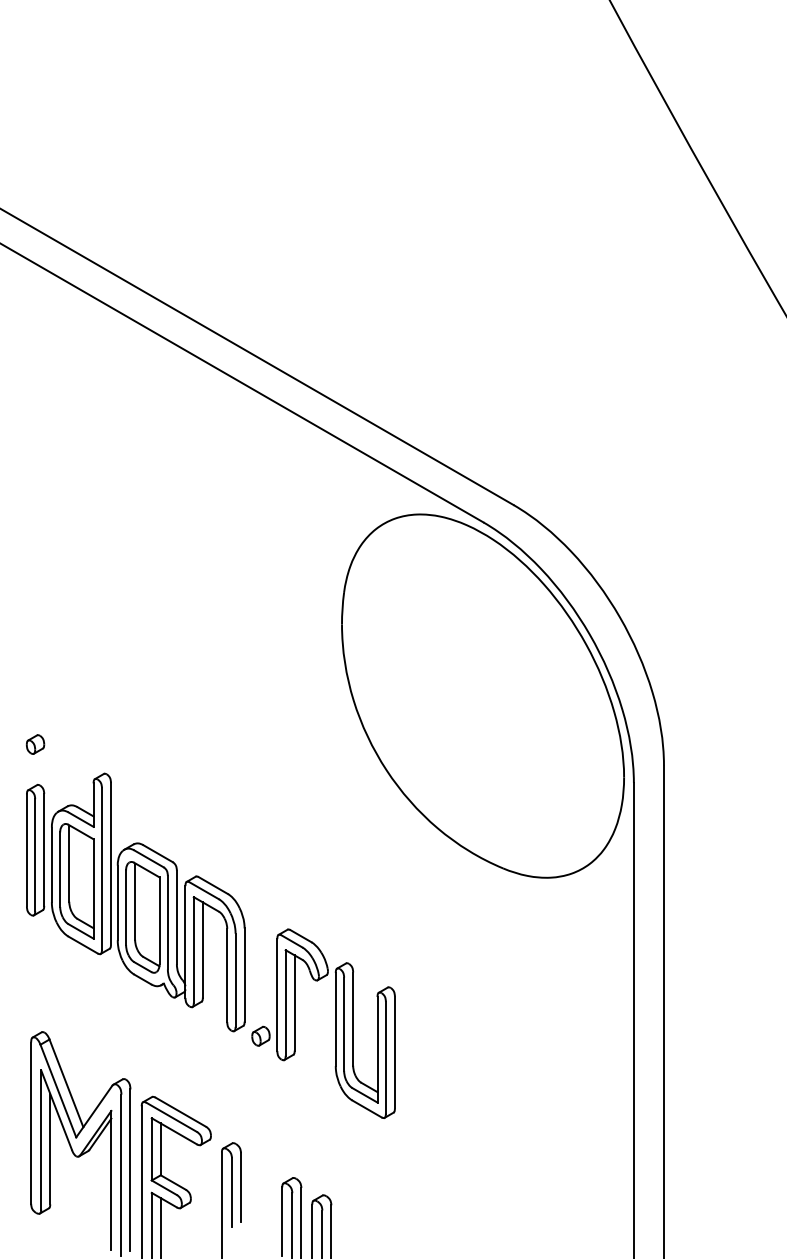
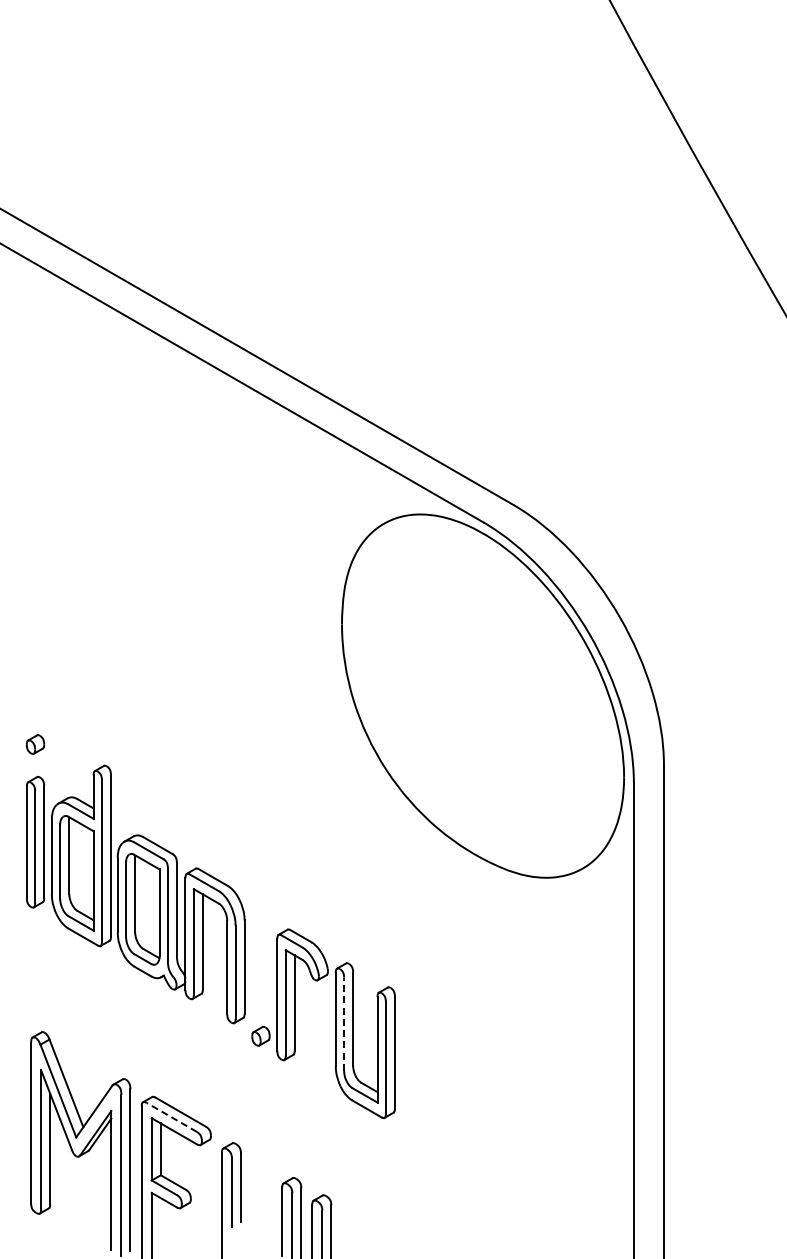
part position: (135, 902) -> (135, 894) (135, 894)
line: solid -> dashed (344, 1024)
line: solid -> dashed (171, 1117)
line: present -> none (160, 1226)
